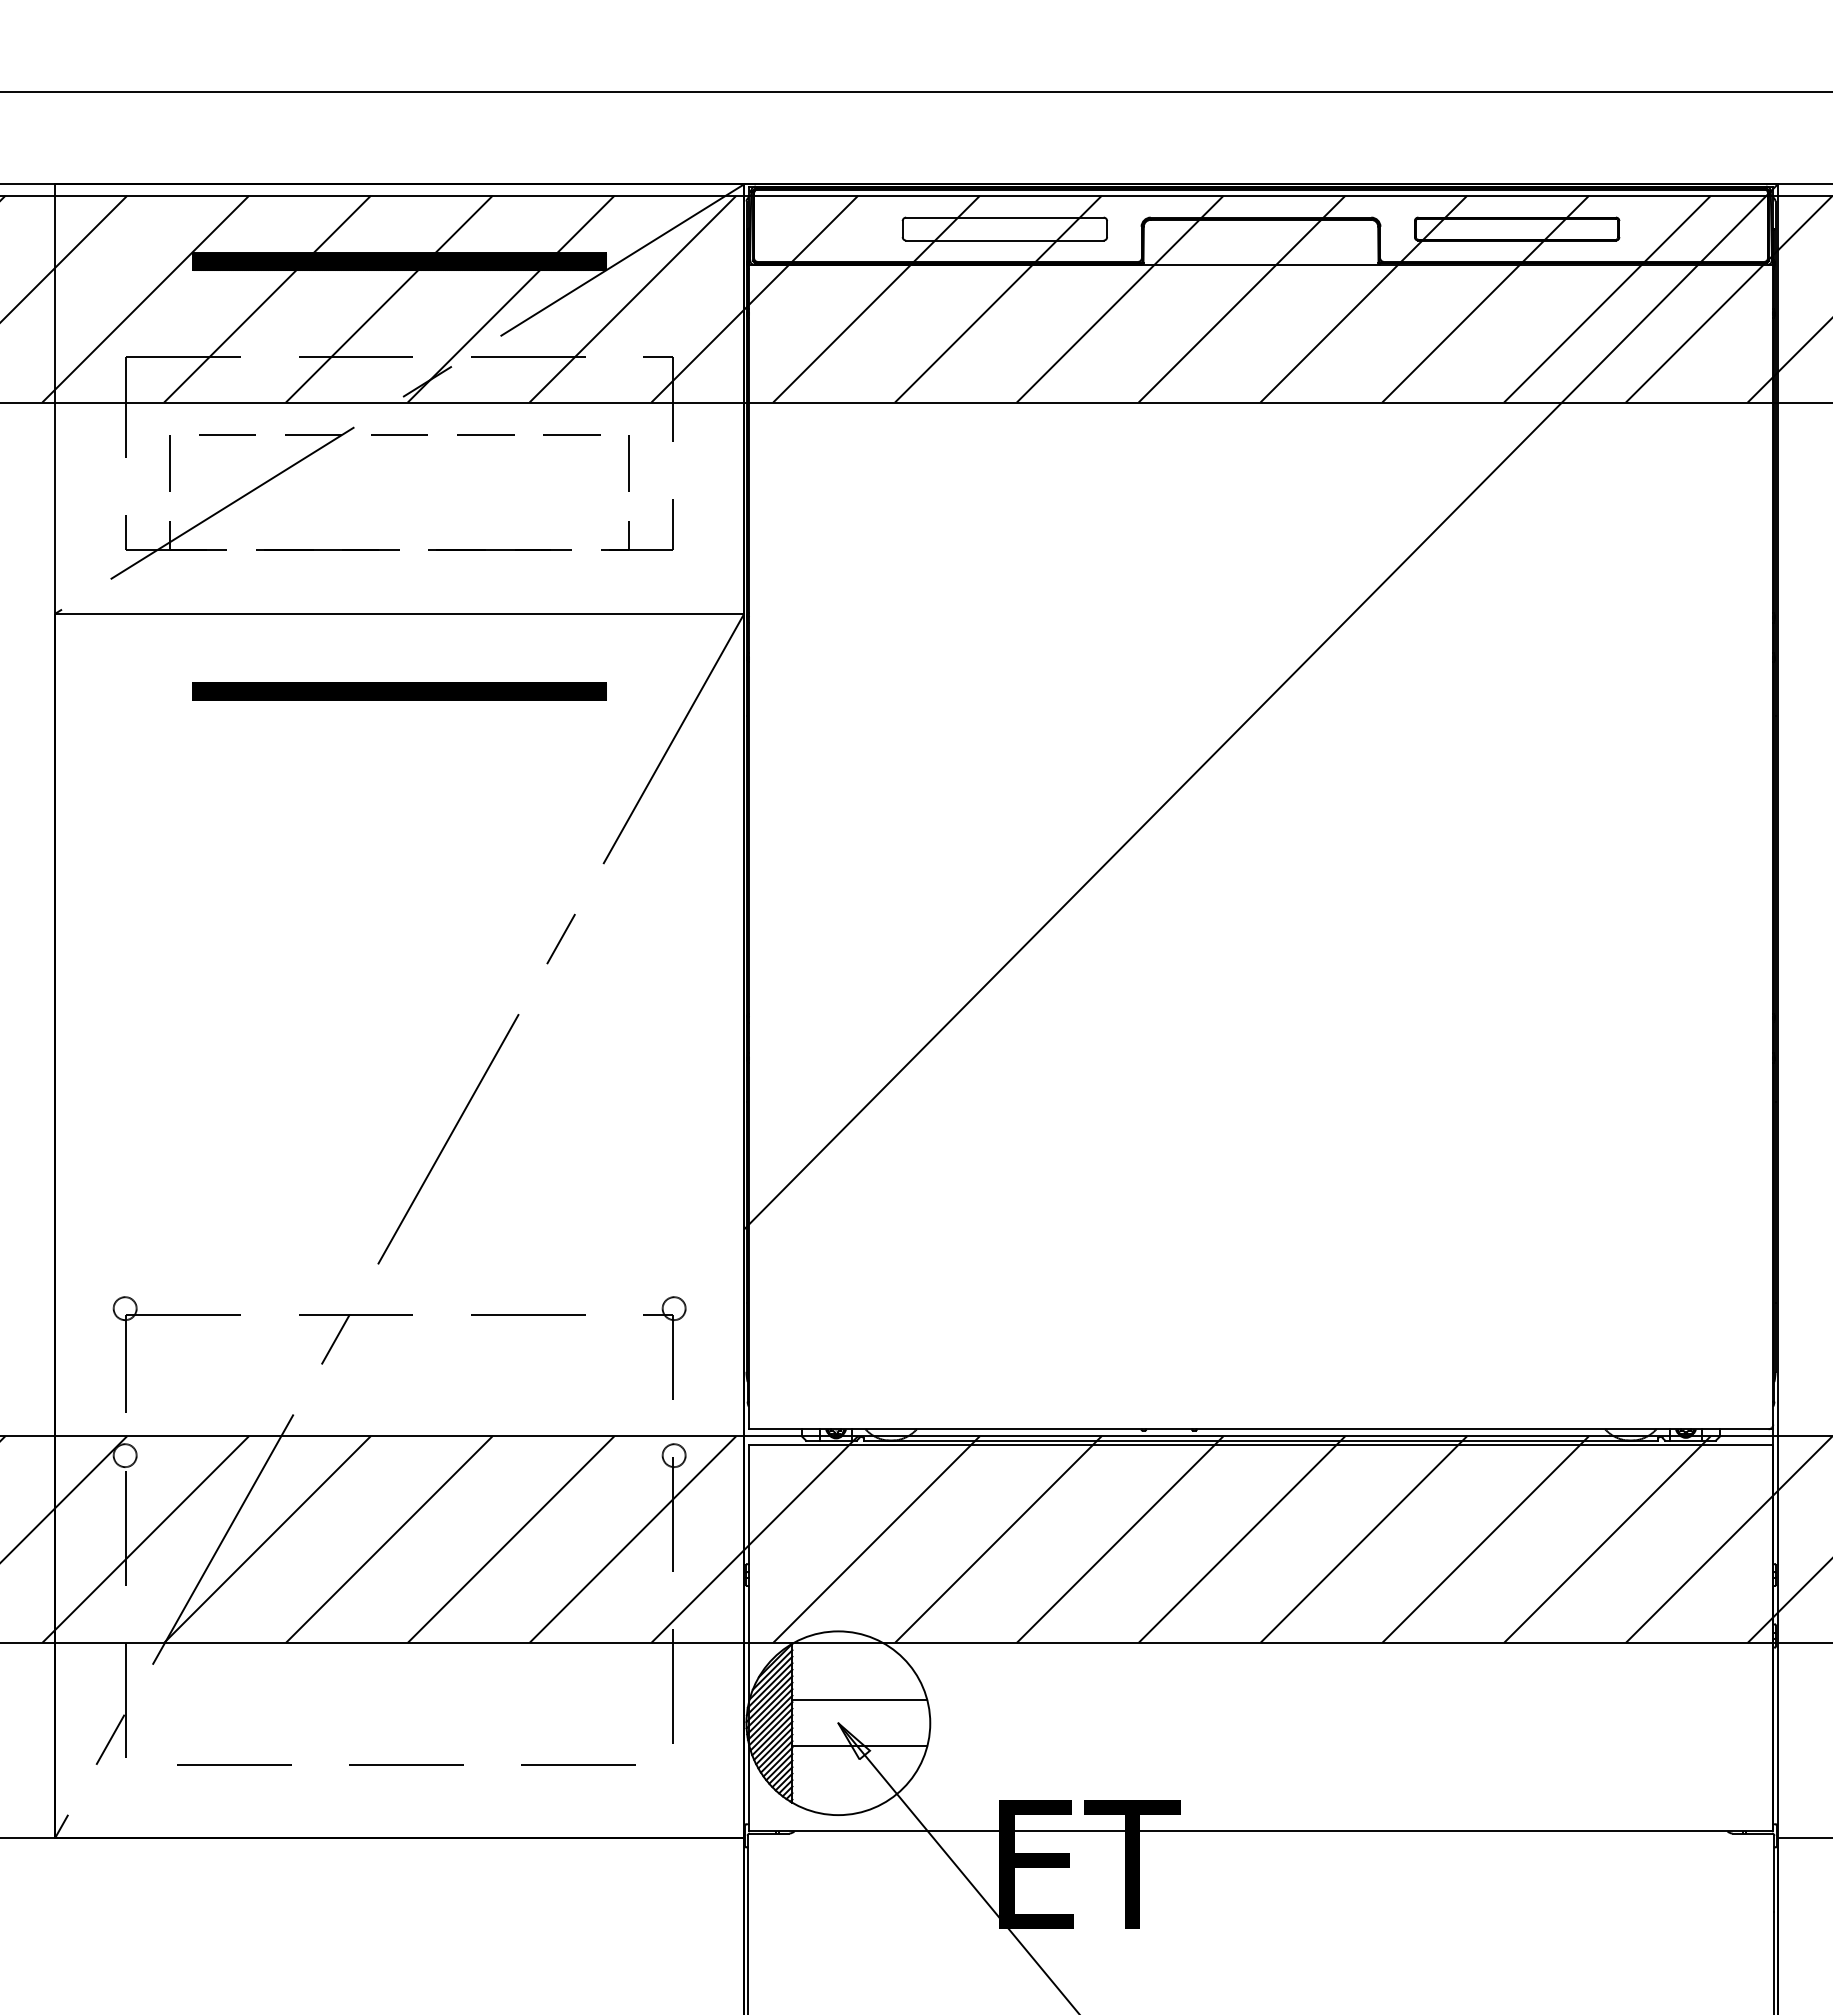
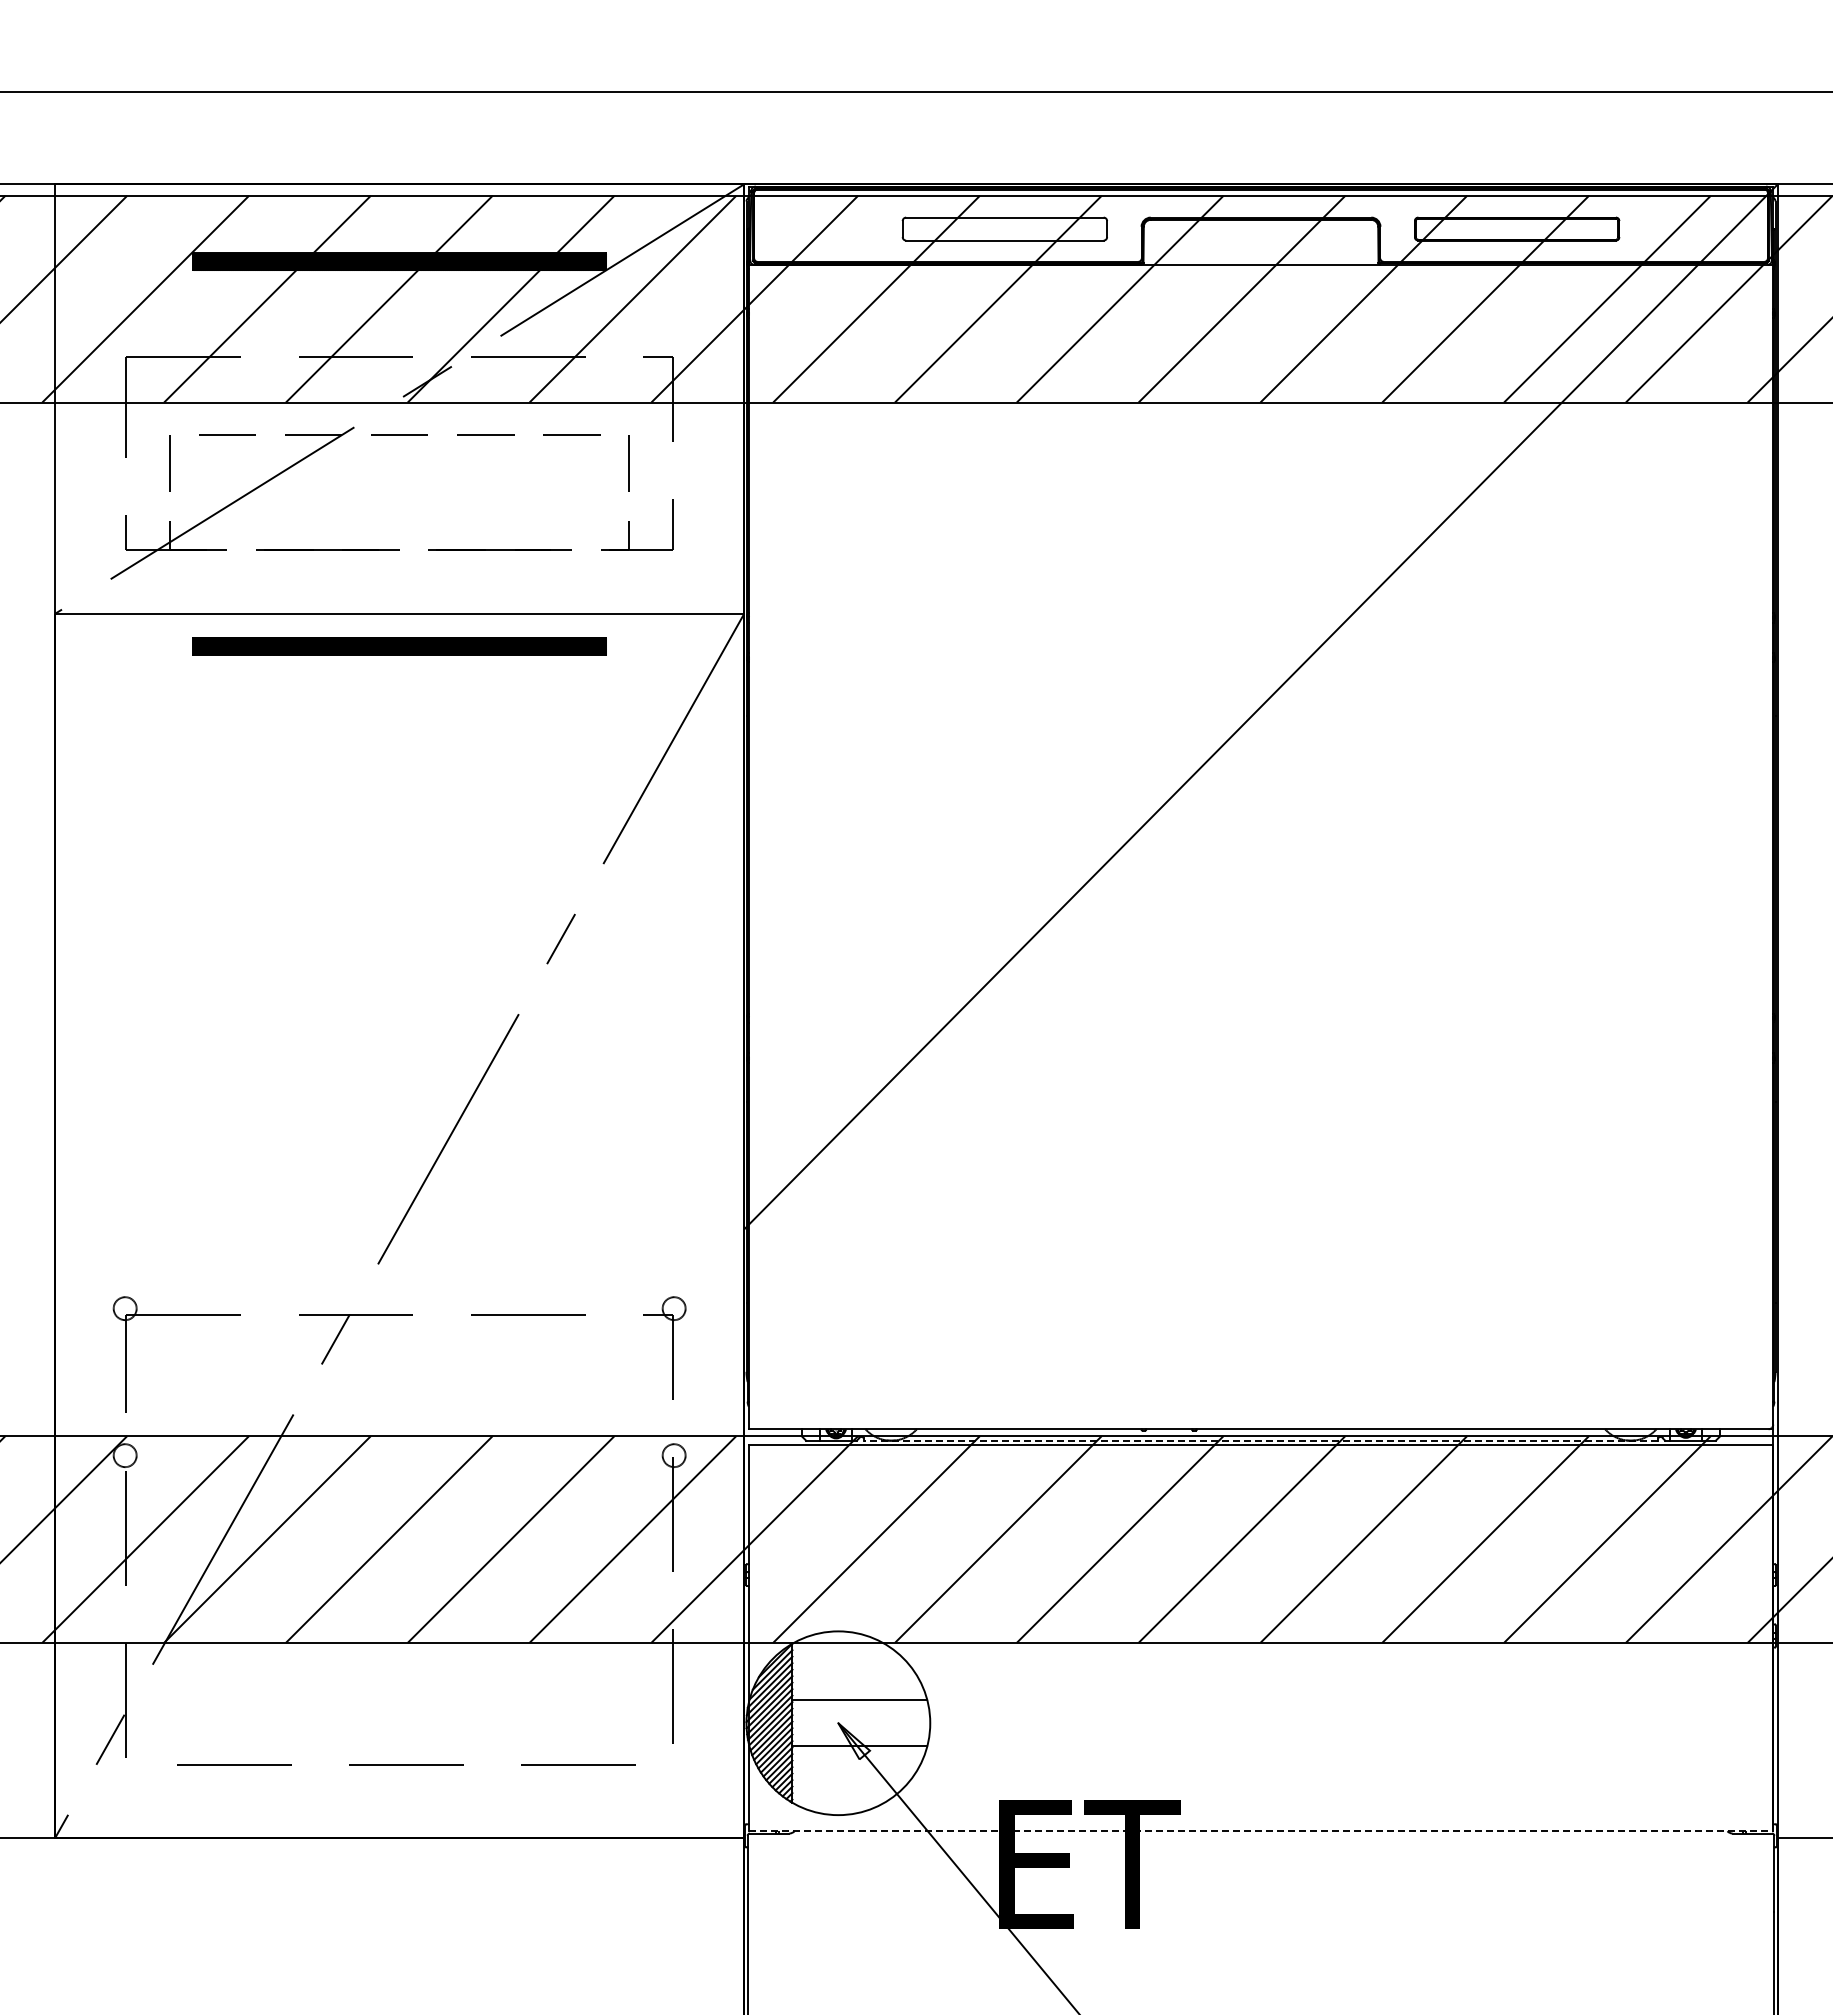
part position: (399, 691) -> (399, 646) (399, 646)
line: solid -> dashed (1260, 1440)
line: solid -> dashed (1261, 1831)
